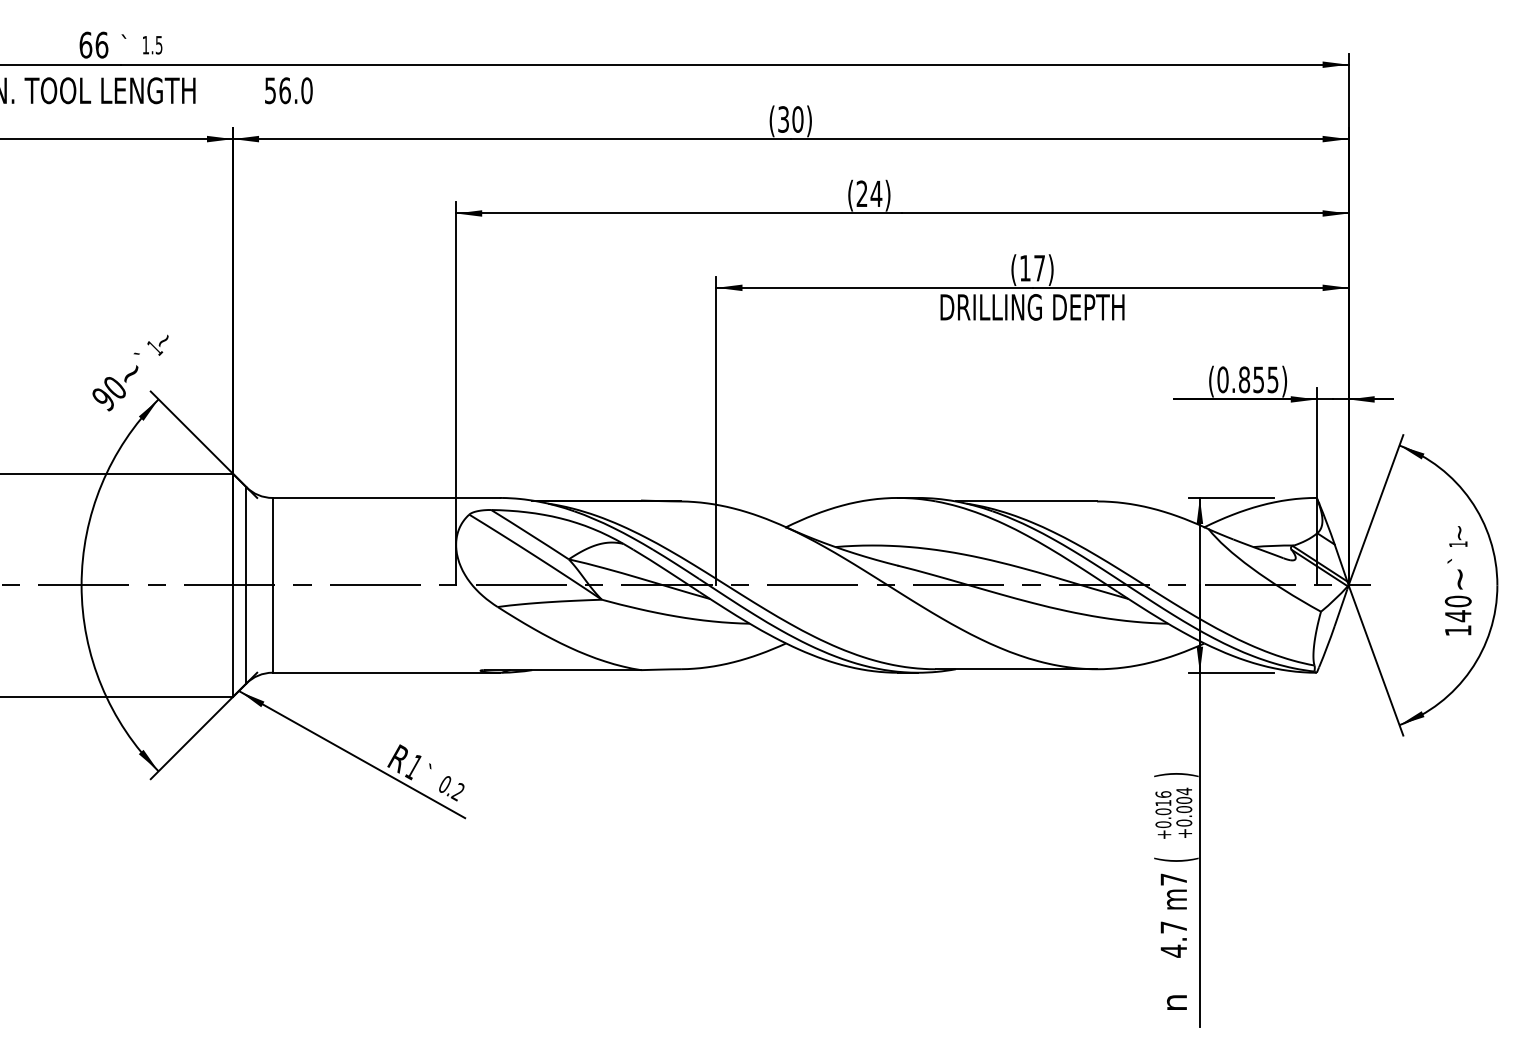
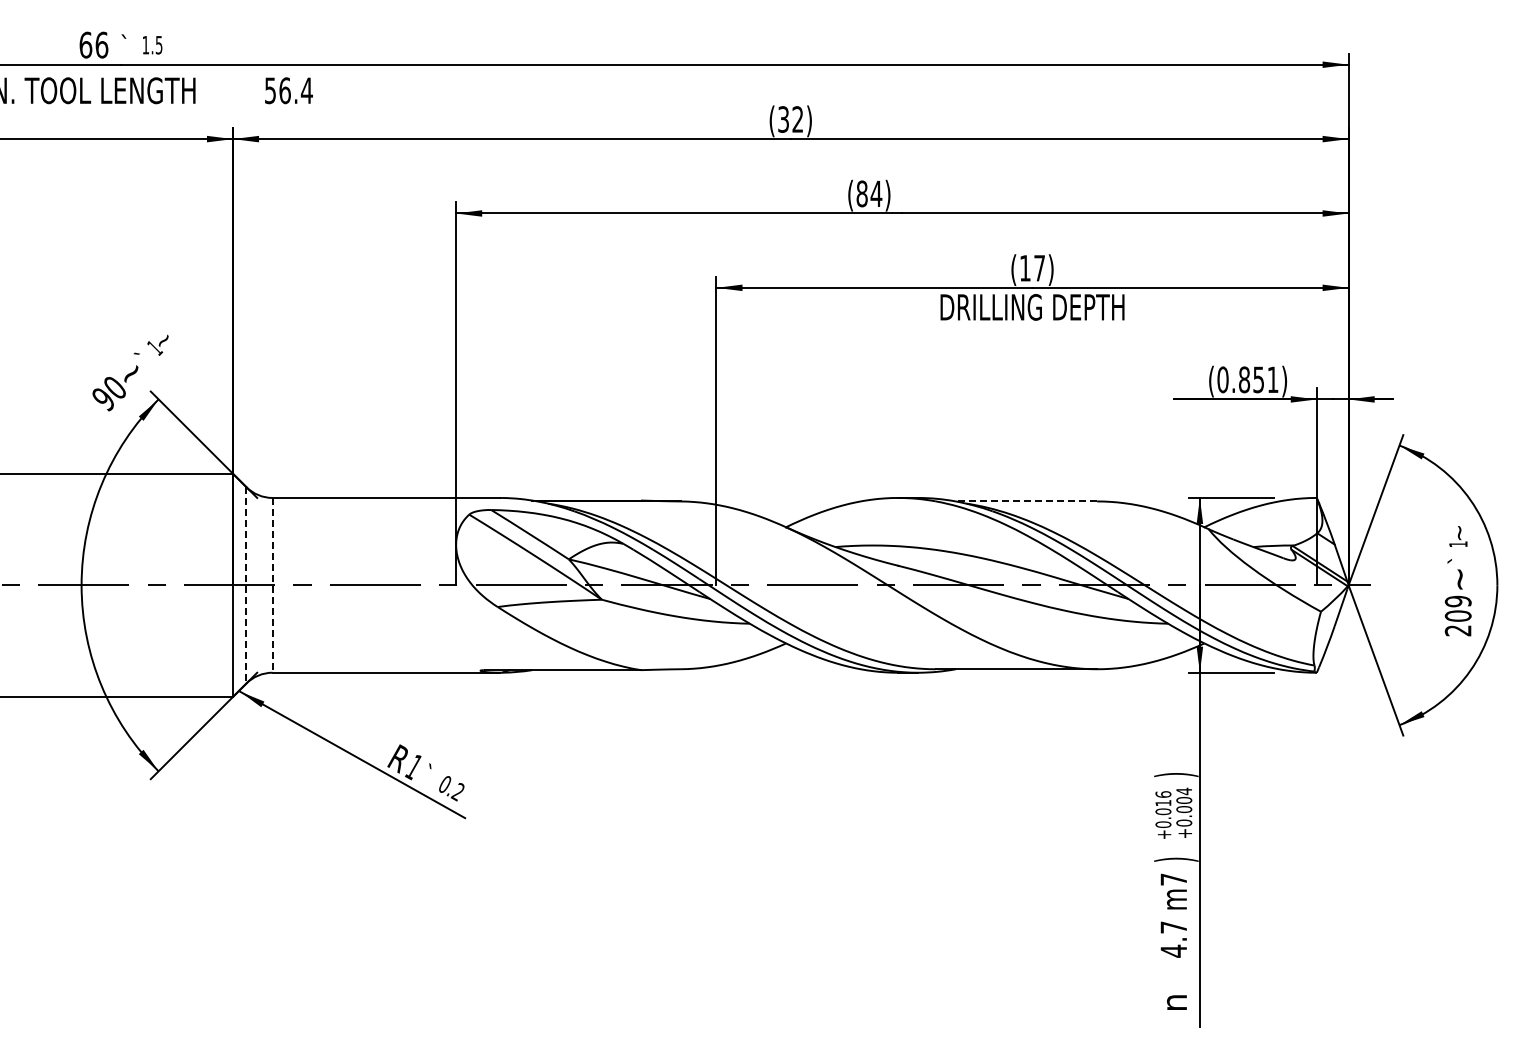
text: 56.0 -> 56.4 (306, 90)
text: (30) -> (32) (797, 119)
text: (24) -> (84) (861, 193)
text: (0.855) -> (0.851) (1272, 379)
line: solid -> dashed (1026, 501)
line: solid -> dashed (246, 585)
line: solid -> dashed (272, 585)
text: 140 -> 209 (1457, 615)
text: ( -> ) (1176, 859)
